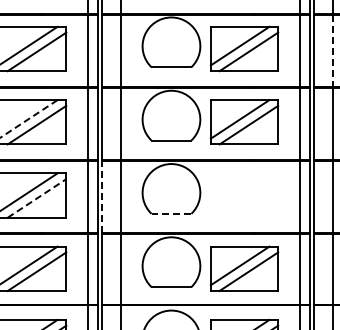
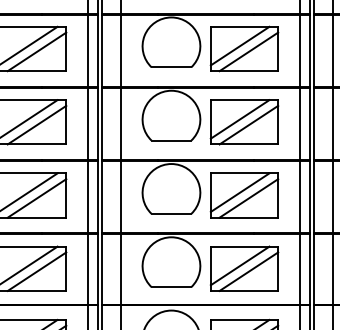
line: dashed -> solid (333, 51)
line: dashed -> solid (28, 119)
part: none -> present (244, 195)
line: dashed -> solid (102, 196)
line: dashed -> solid (37, 198)
line: dashed -> solid (171, 213)
